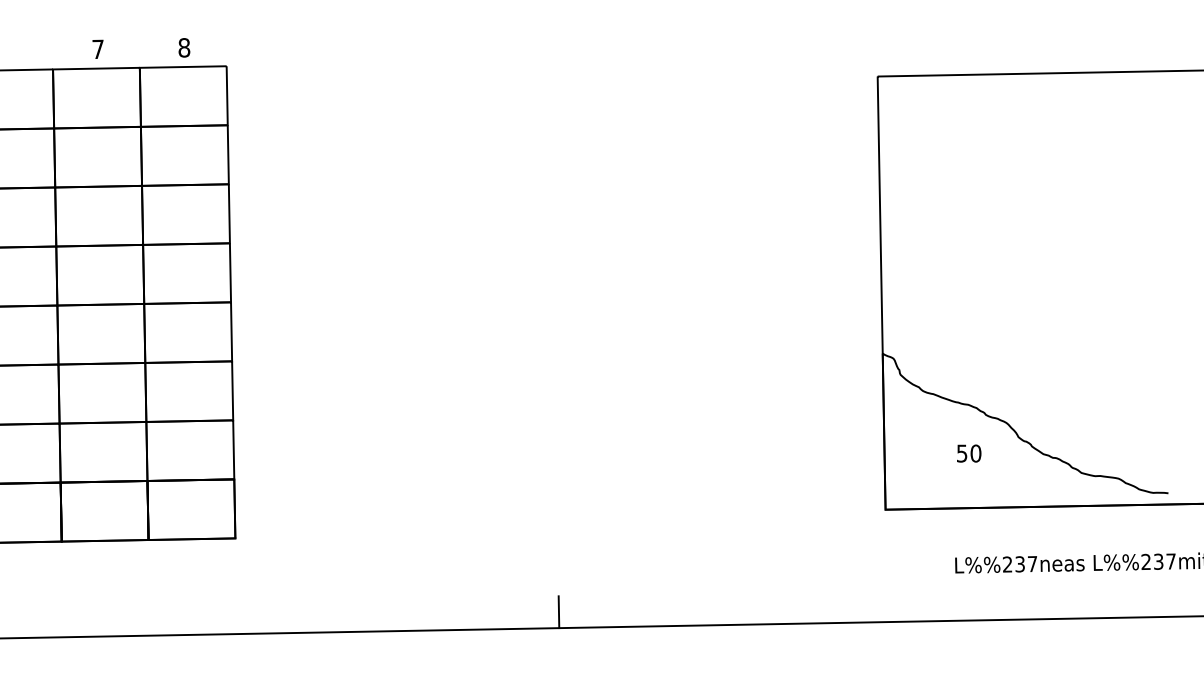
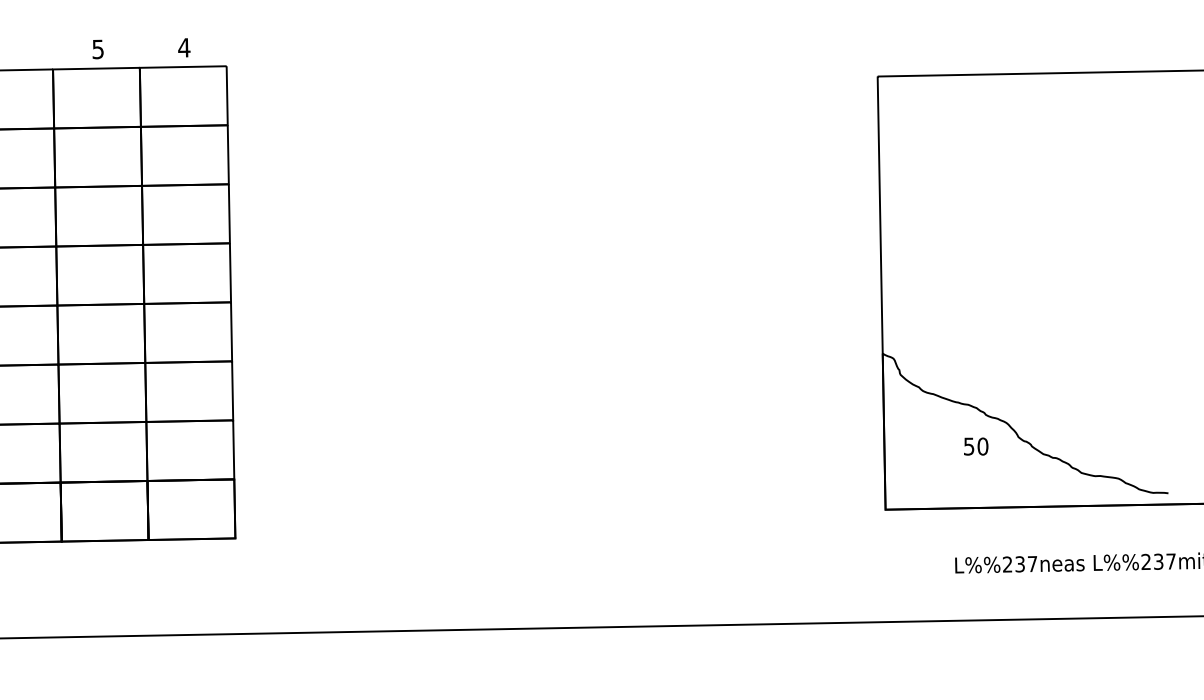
text: 8 -> 4 (184, 47)
text: 7 -> 5 (97, 49)
text position: (969, 453) -> (976, 446) (976, 446)
line: present -> none (558, 612)
